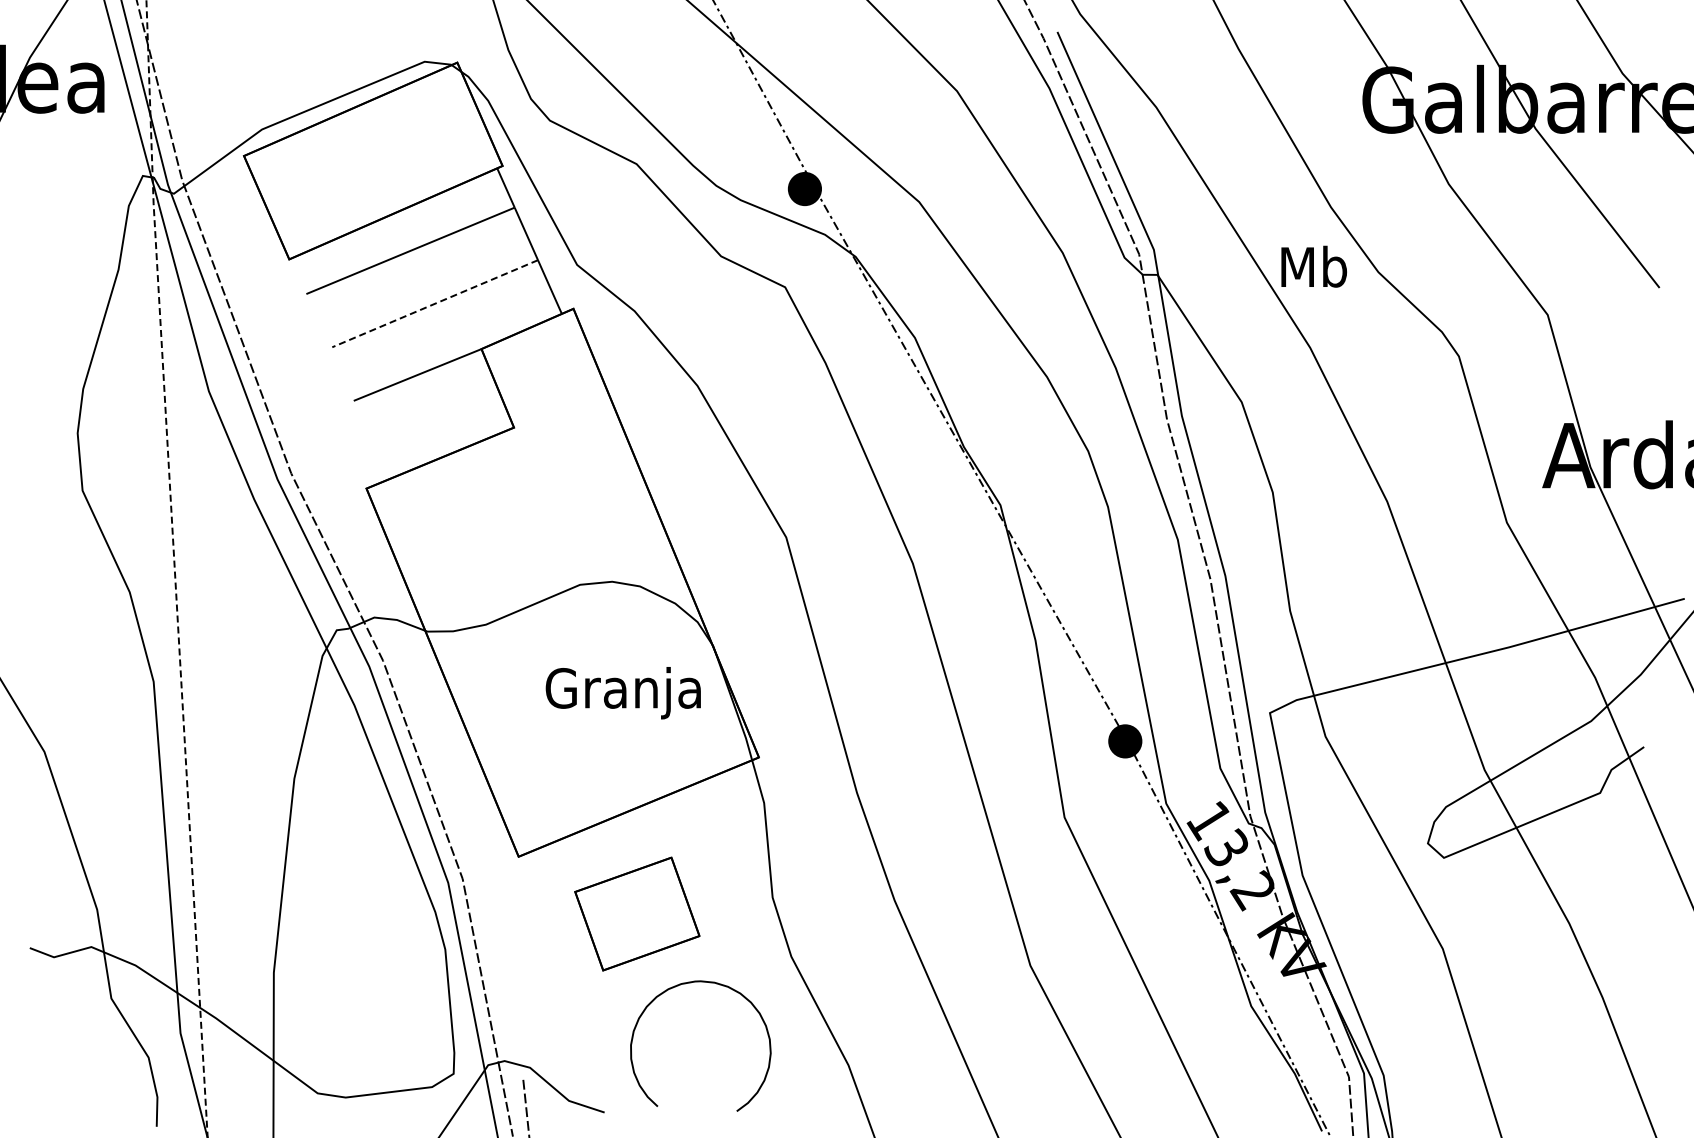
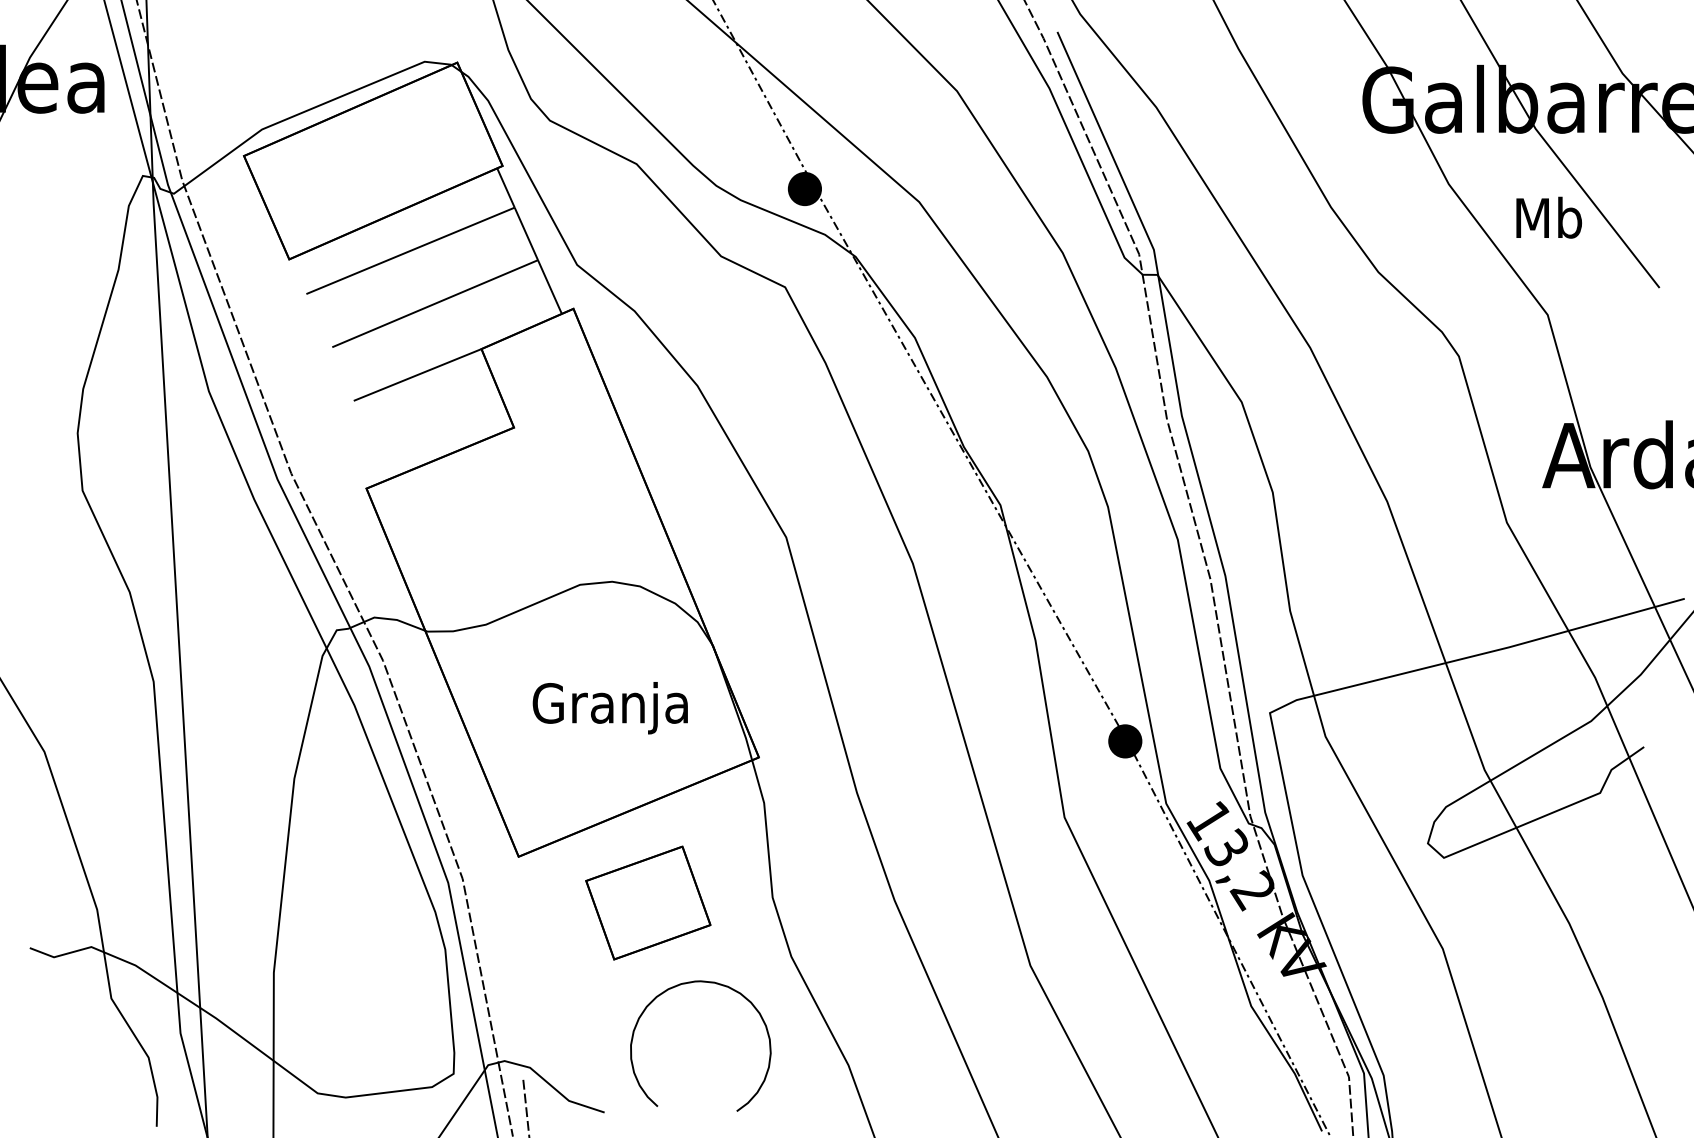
text position: (1313, 266) -> (1548, 217) (1548, 217)
line: dashed -> solid (435, 303)
line: dashed -> solid (174, 568)
text position: (622, 693) -> (609, 708) (609, 708)
part position: (637, 913) -> (648, 902) (648, 902)
